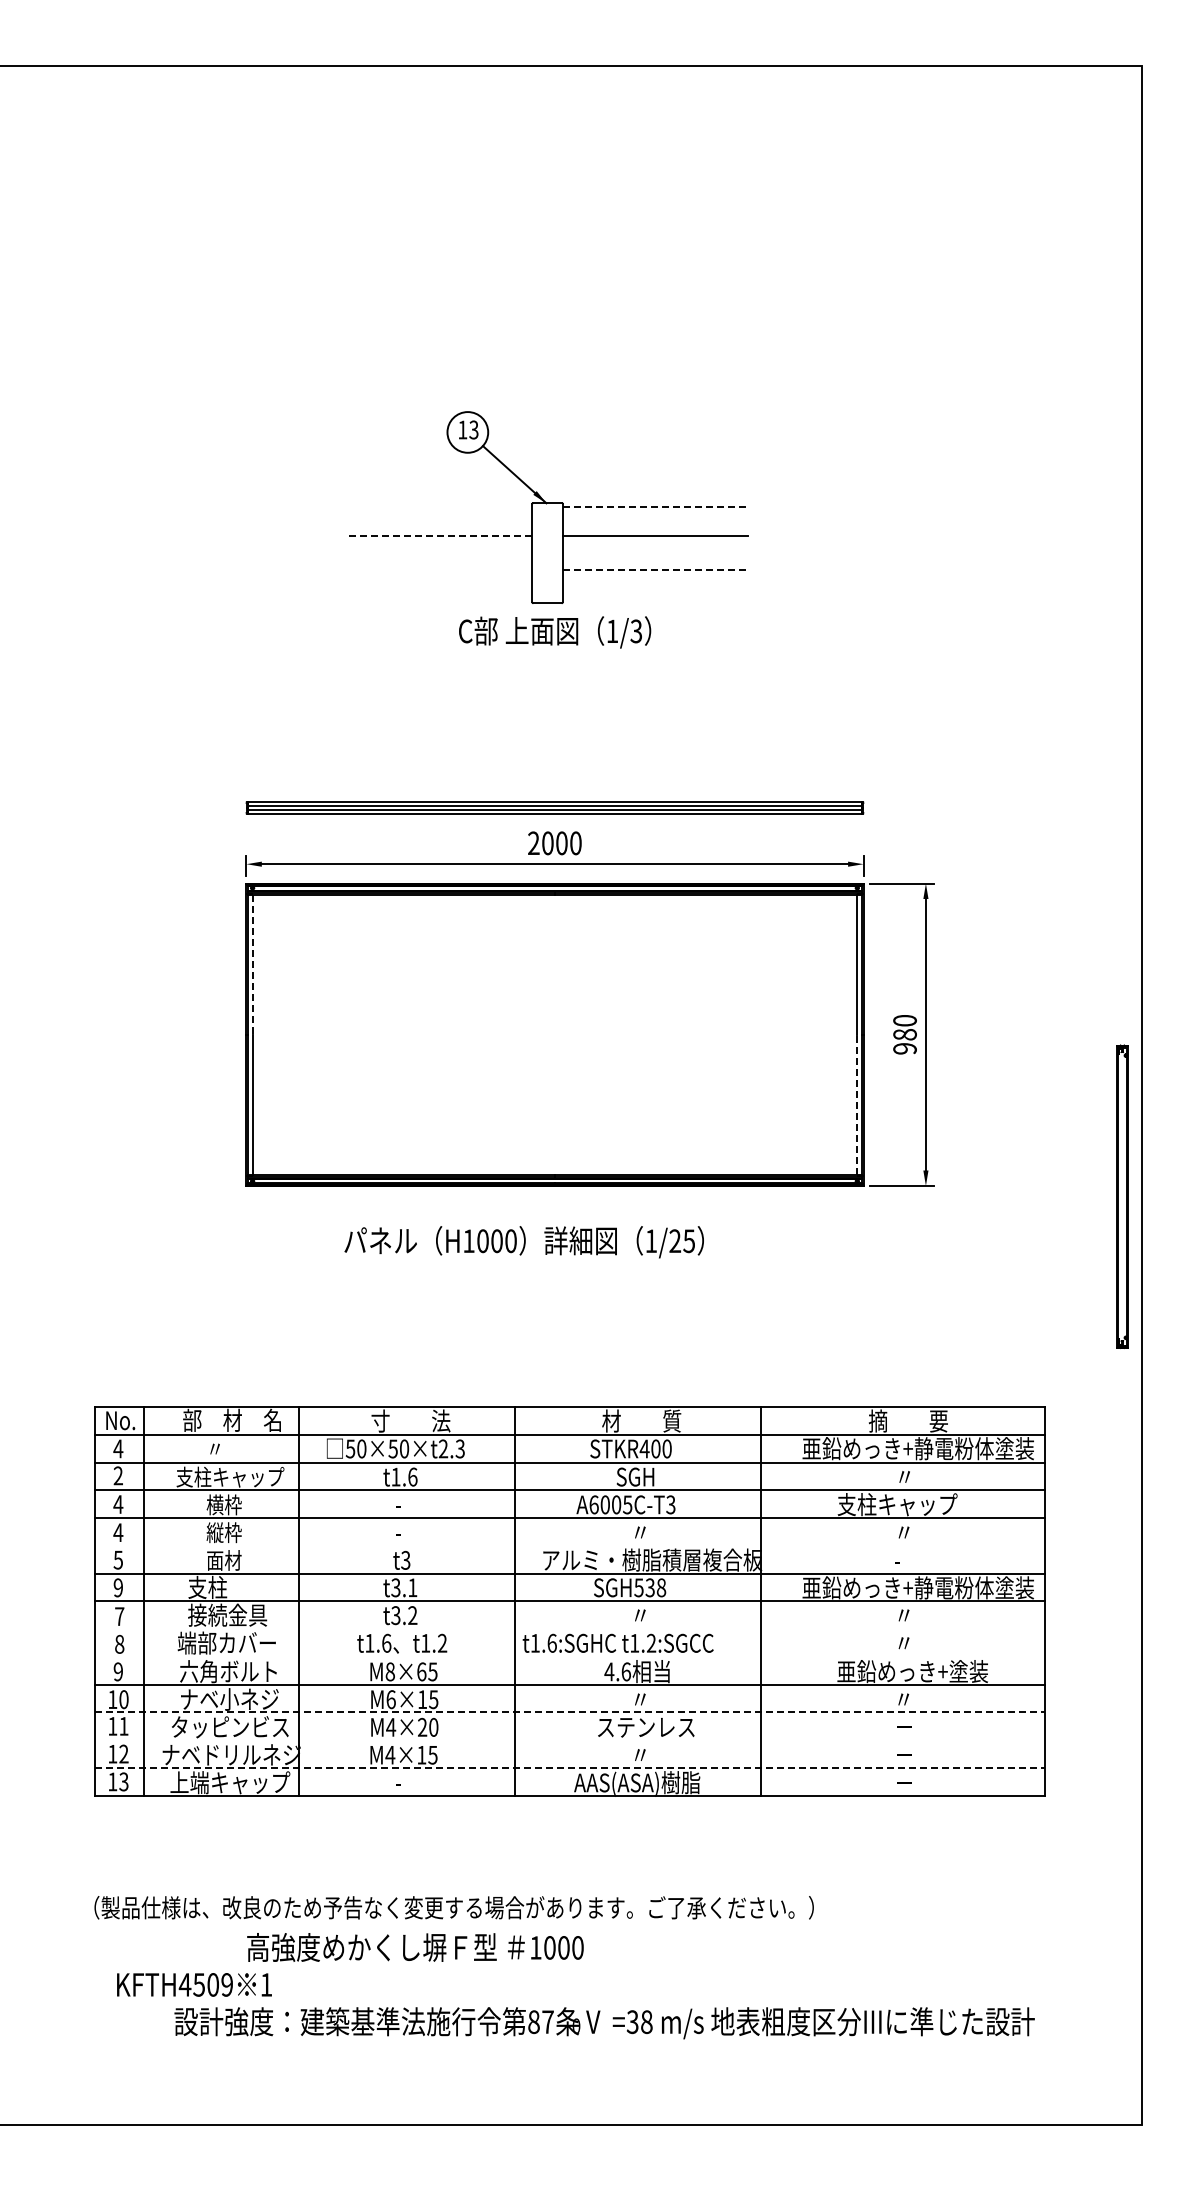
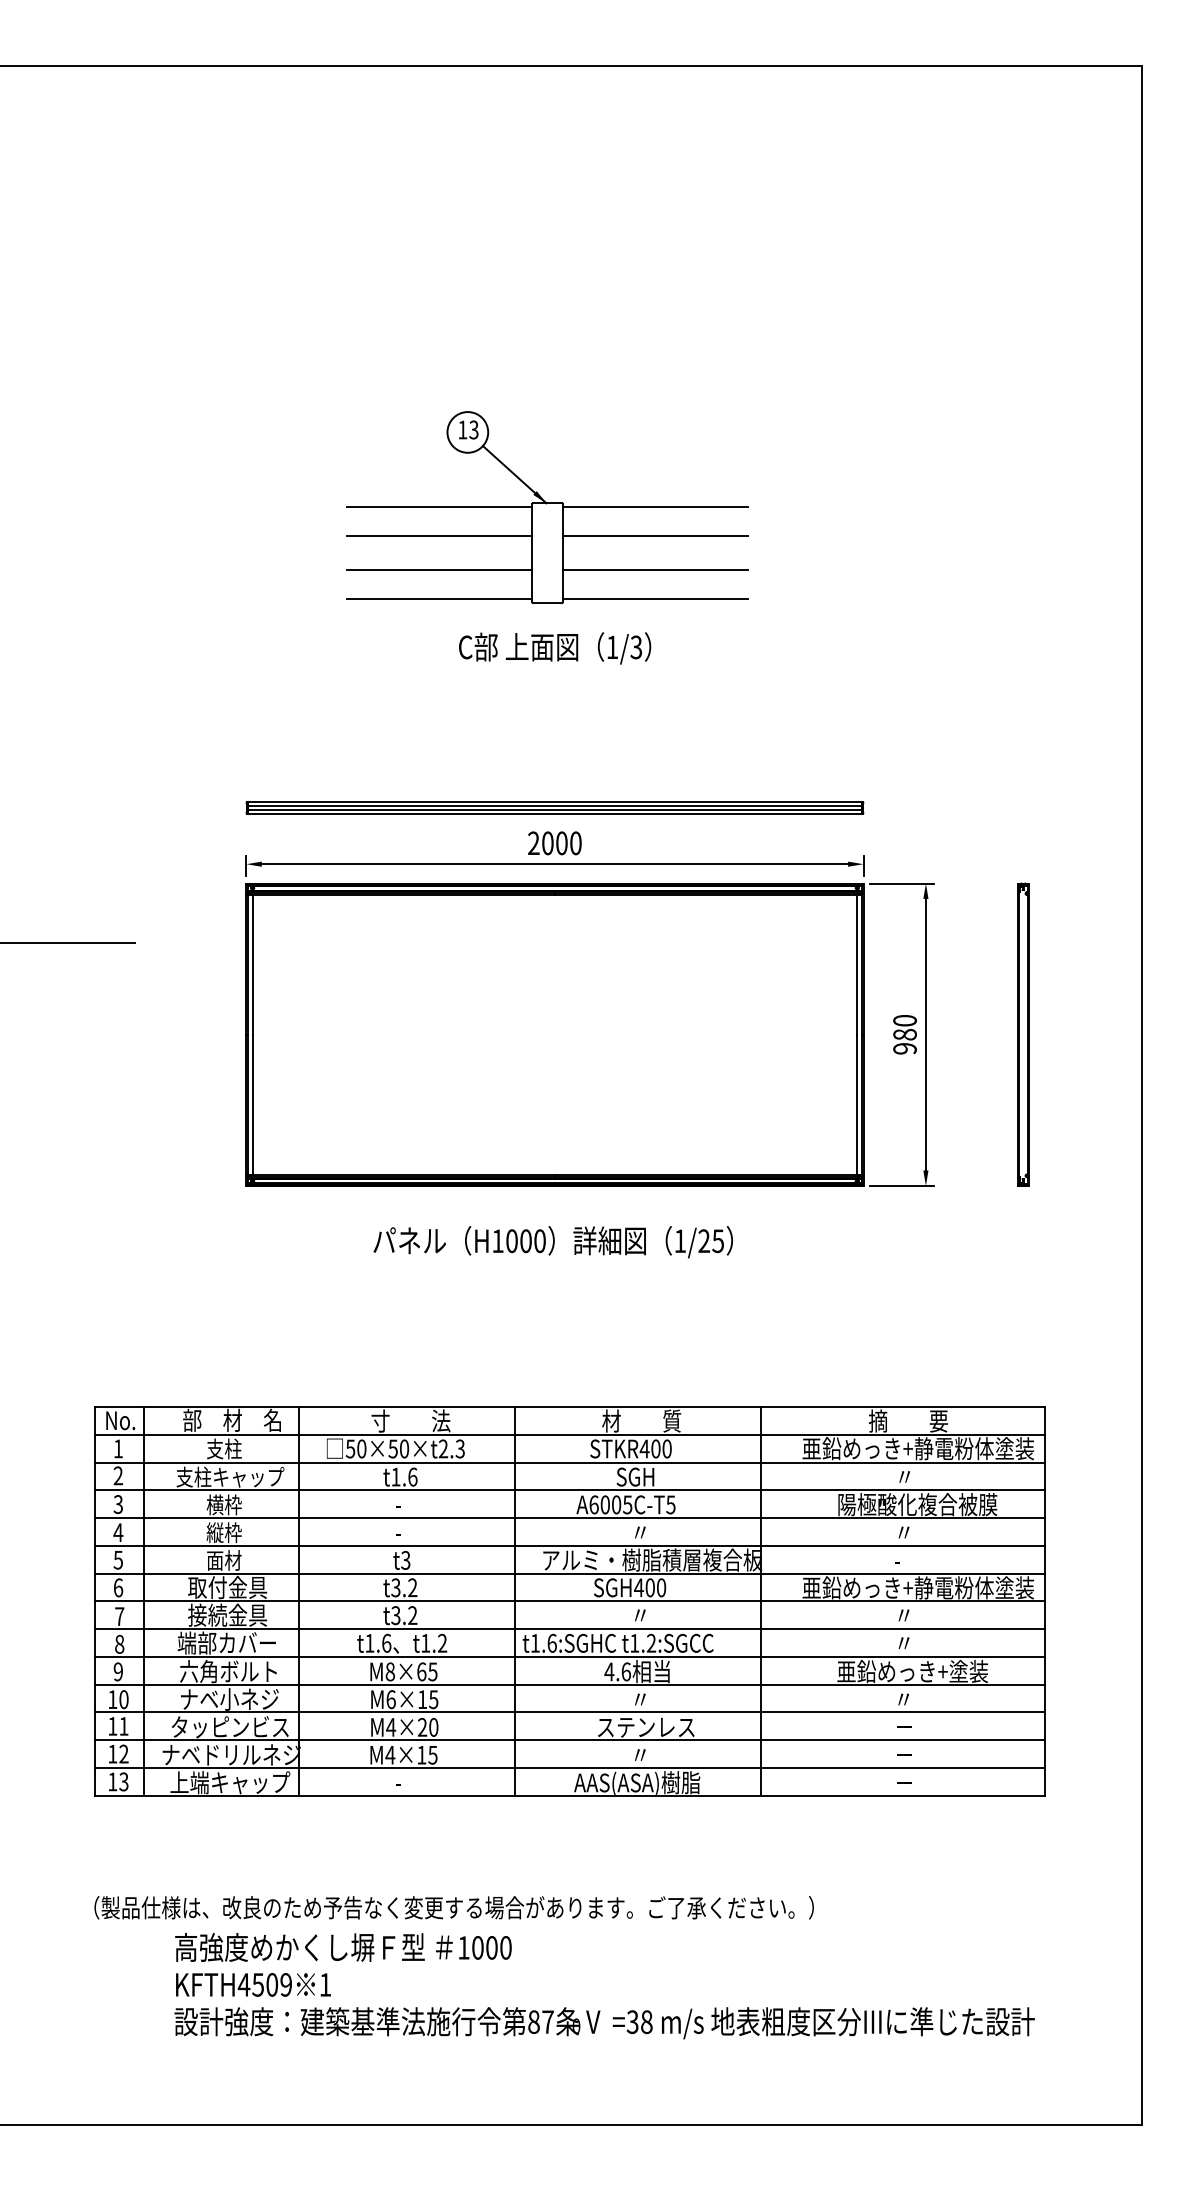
line: none -> present (439, 506)
line: dashed -> solid (655, 506)
line: dashed -> solid (439, 536)
line: none -> present (439, 569)
line: dashed -> solid (655, 569)
line: none -> present (439, 599)
line: none -> present (655, 599)
text position: (555, 632) -> (555, 648) (555, 648)
line: none -> present (68, 942)
line: dashed -> solid (252, 965)
line: dashed -> solid (857, 1104)
part position: (1122, 1196) -> (1023, 1034) (1023, 1034)
text position: (523, 1242) -> (552, 1242) (552, 1242)
text: 4 -> 1 (118, 1448)
text: 〃 -> 支柱 (224, 1448)
text: 4 -> 3 (118, 1504)
text: A6005C-T3 -> A6005C-T5 (670, 1504)
text: 支柱キャップ -> 陽極酸化複合被膜 (917, 1504)
line: none -> present (569, 1545)
text: 9 -> 6 (118, 1587)
text: 支柱 -> 取付金具 (227, 1587)
text: t3.1 -> t3.2 (412, 1587)
text: SGH538 -> SGH400 (650, 1587)
line: none -> present (569, 1629)
line: none -> present (569, 1656)
line: dashed -> solid (570, 1712)
line: none -> present (569, 1740)
line: dashed -> solid (570, 1768)
text position: (415, 1947) -> (343, 1947) (343, 1947)
text position: (194, 1984) -> (253, 1984) (253, 1984)
